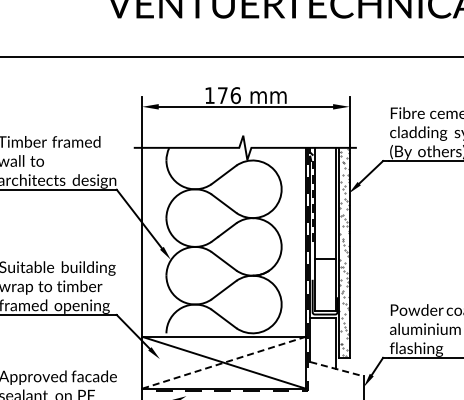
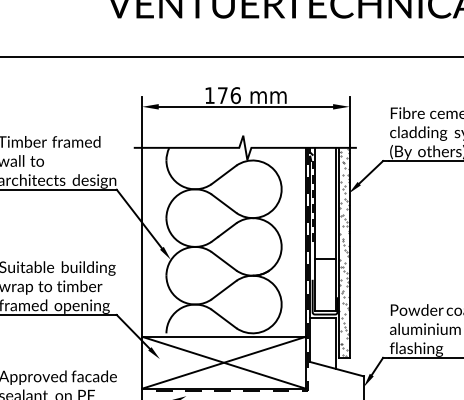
line: dashed -> solid (224, 362)
line: dashed -> solid (337, 369)
